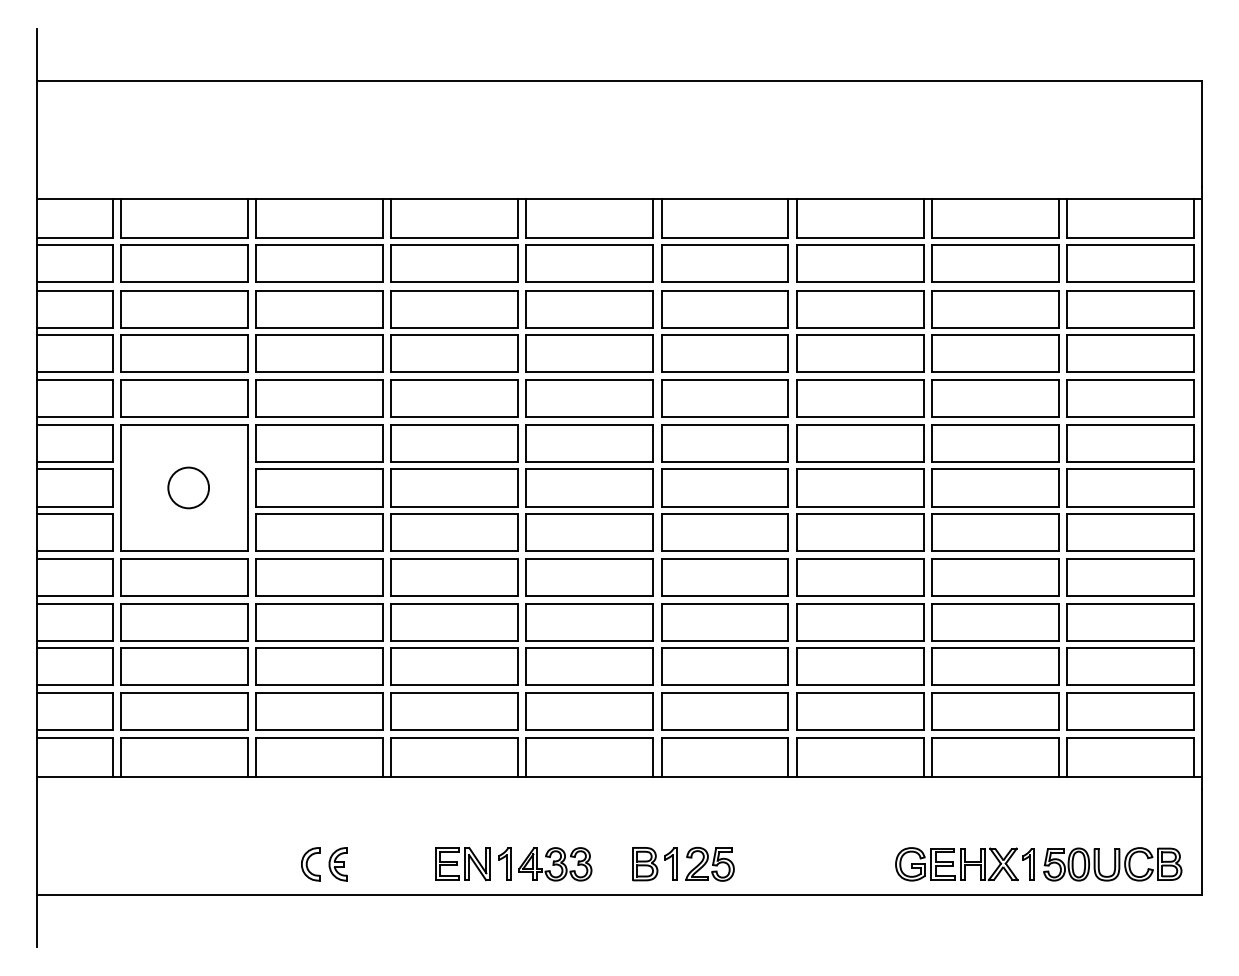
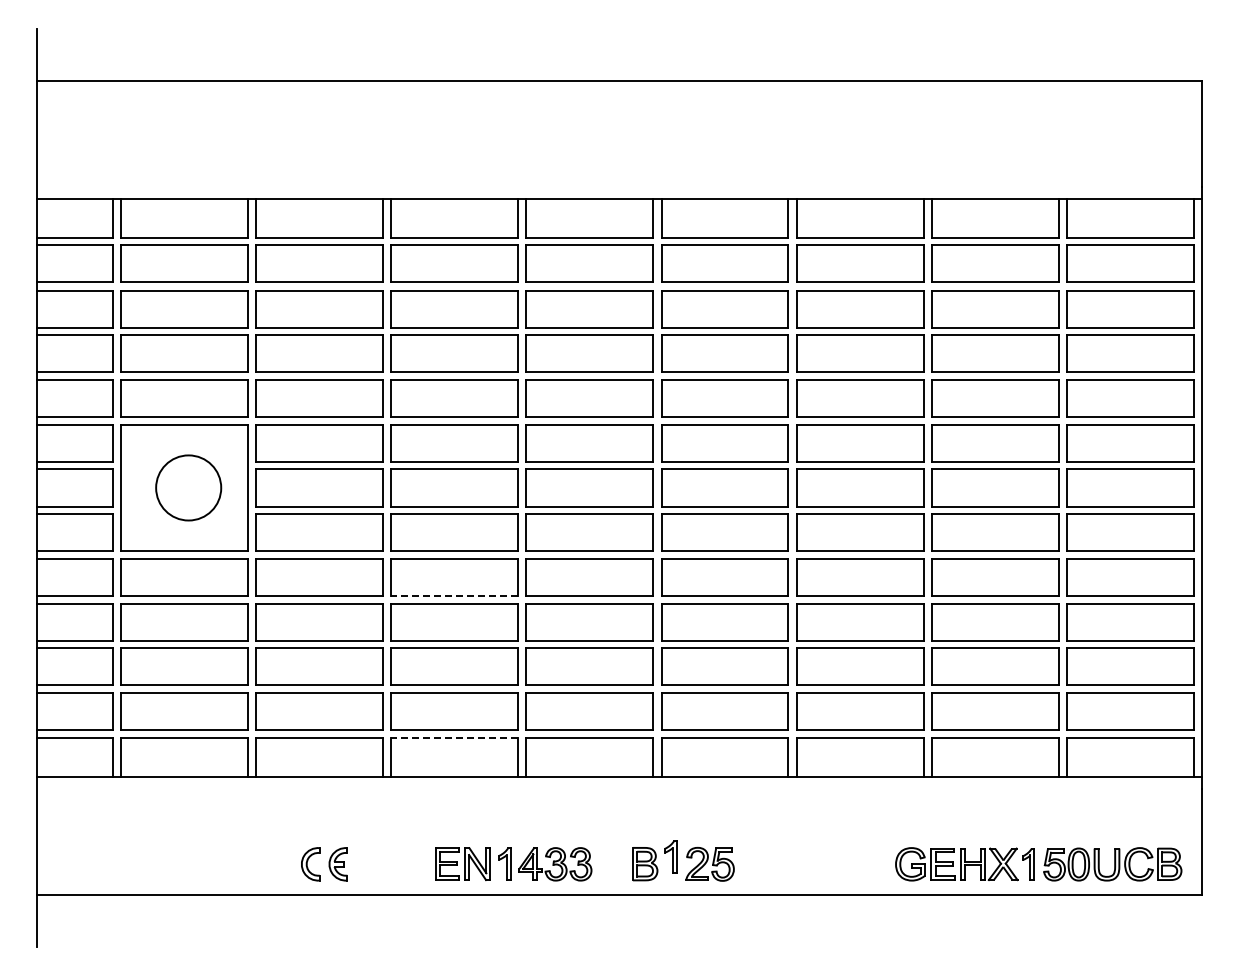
circle diameter: 41 px -> 65 px (188, 487)
line: solid -> dashed (454, 596)
line: solid -> dashed (454, 737)
part position: (670, 863) -> (670, 856) (670, 856)
